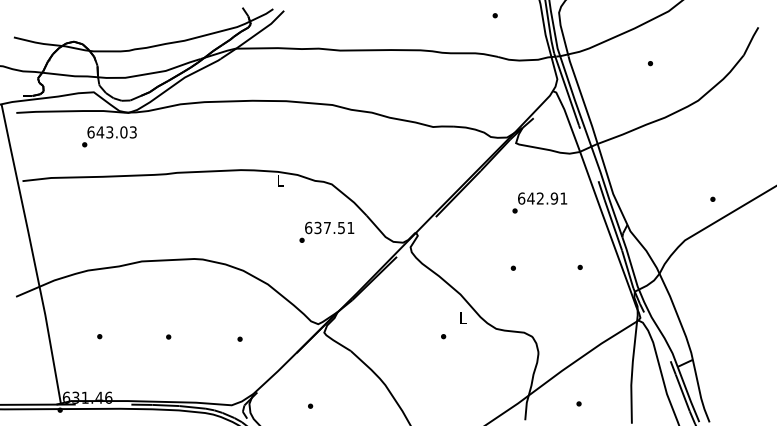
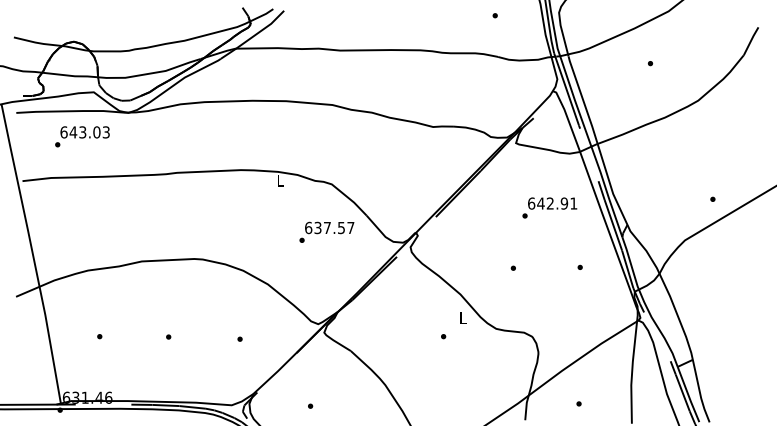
text position: (109, 136) -> (82, 136) (82, 136)
text position: (539, 202) -> (549, 207) (549, 207)
text: 637.51 -> 637.57 (350, 227)
